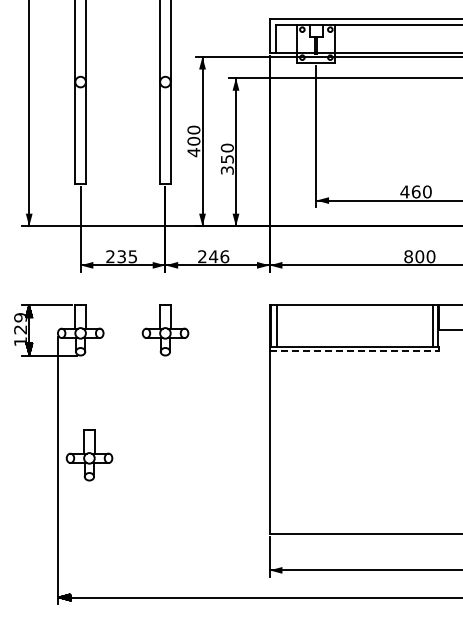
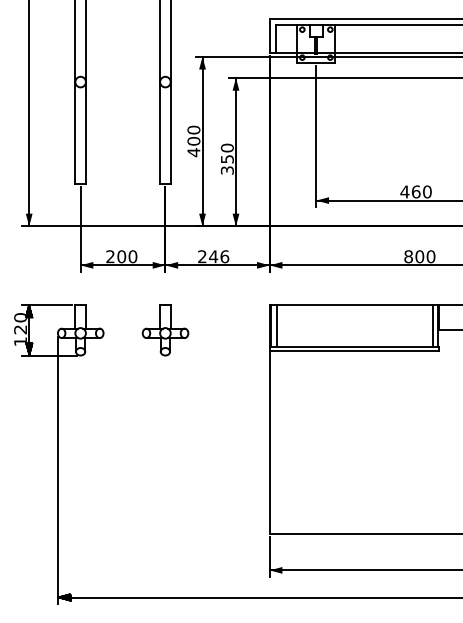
text: 235 -> 200 (127, 256)
text: 129 -> 120 (20, 317)
line: dashed -> solid (354, 351)
part: present -> none (89, 455)
